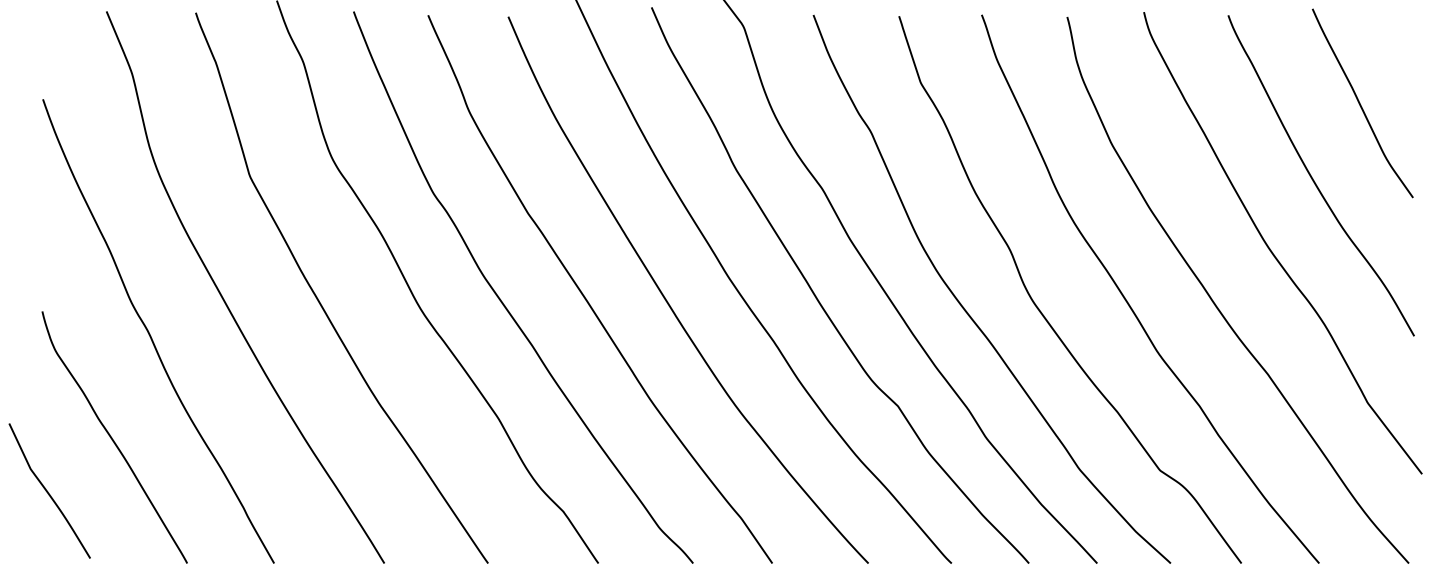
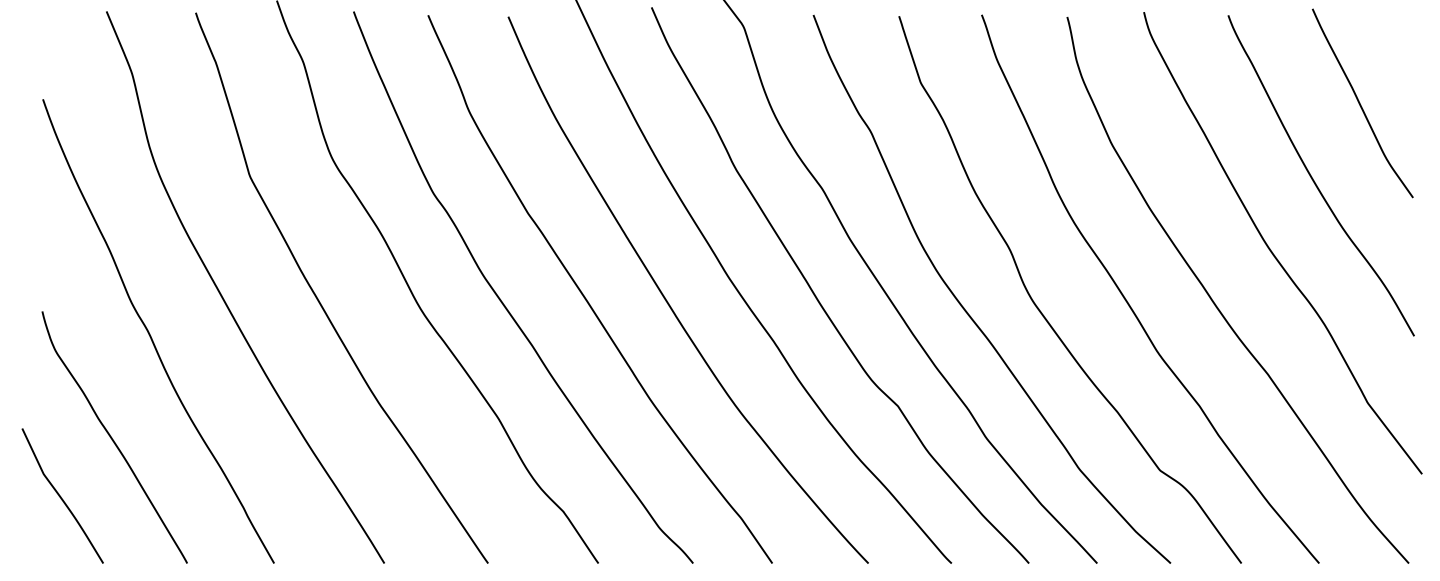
curve position: (48, 491) -> (61, 496) (61, 496)
